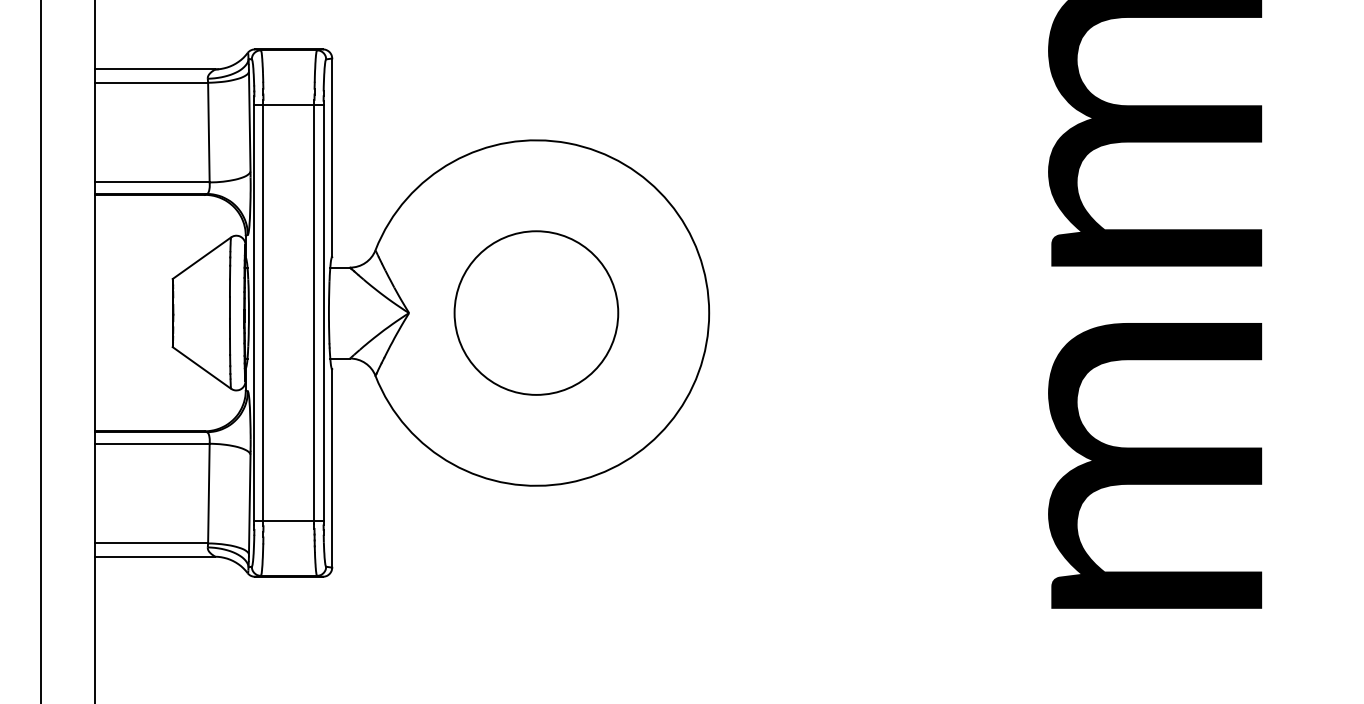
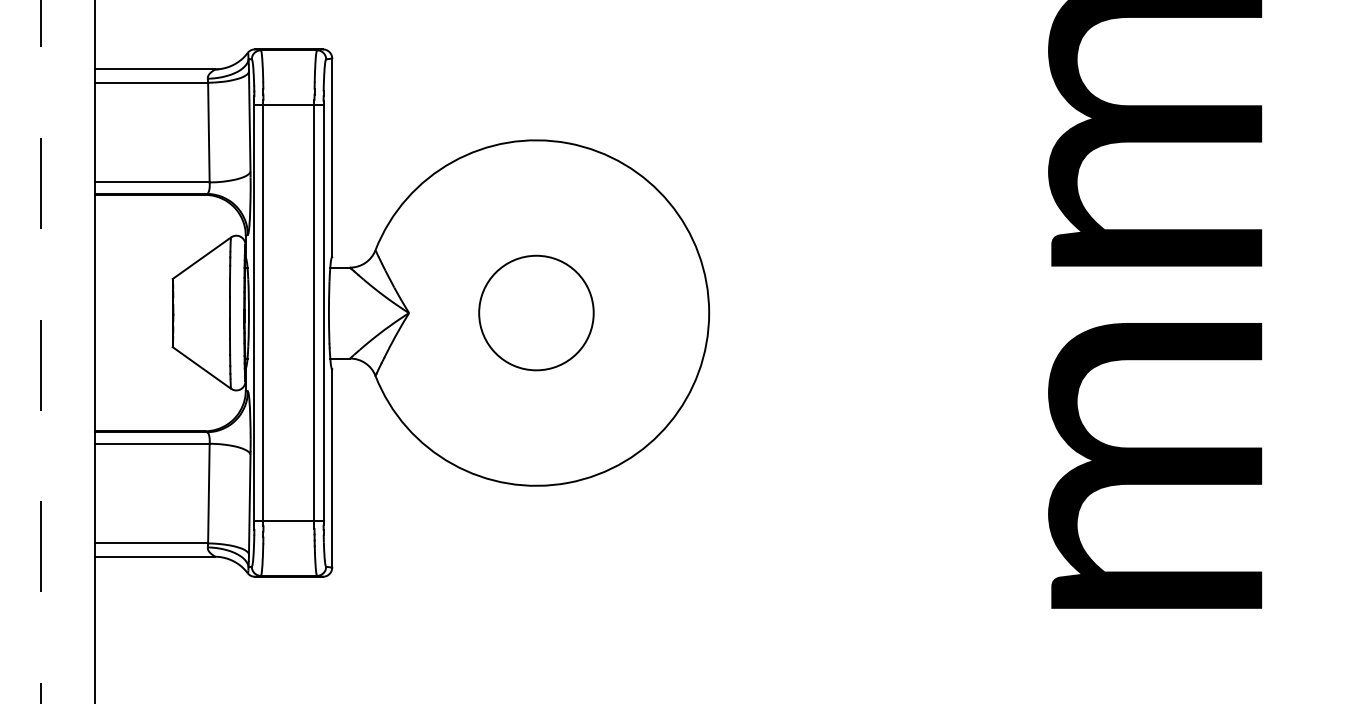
circle size: 167x166 px -> 117x118 px (536, 312)
line: solid -> dashed (40, 351)
